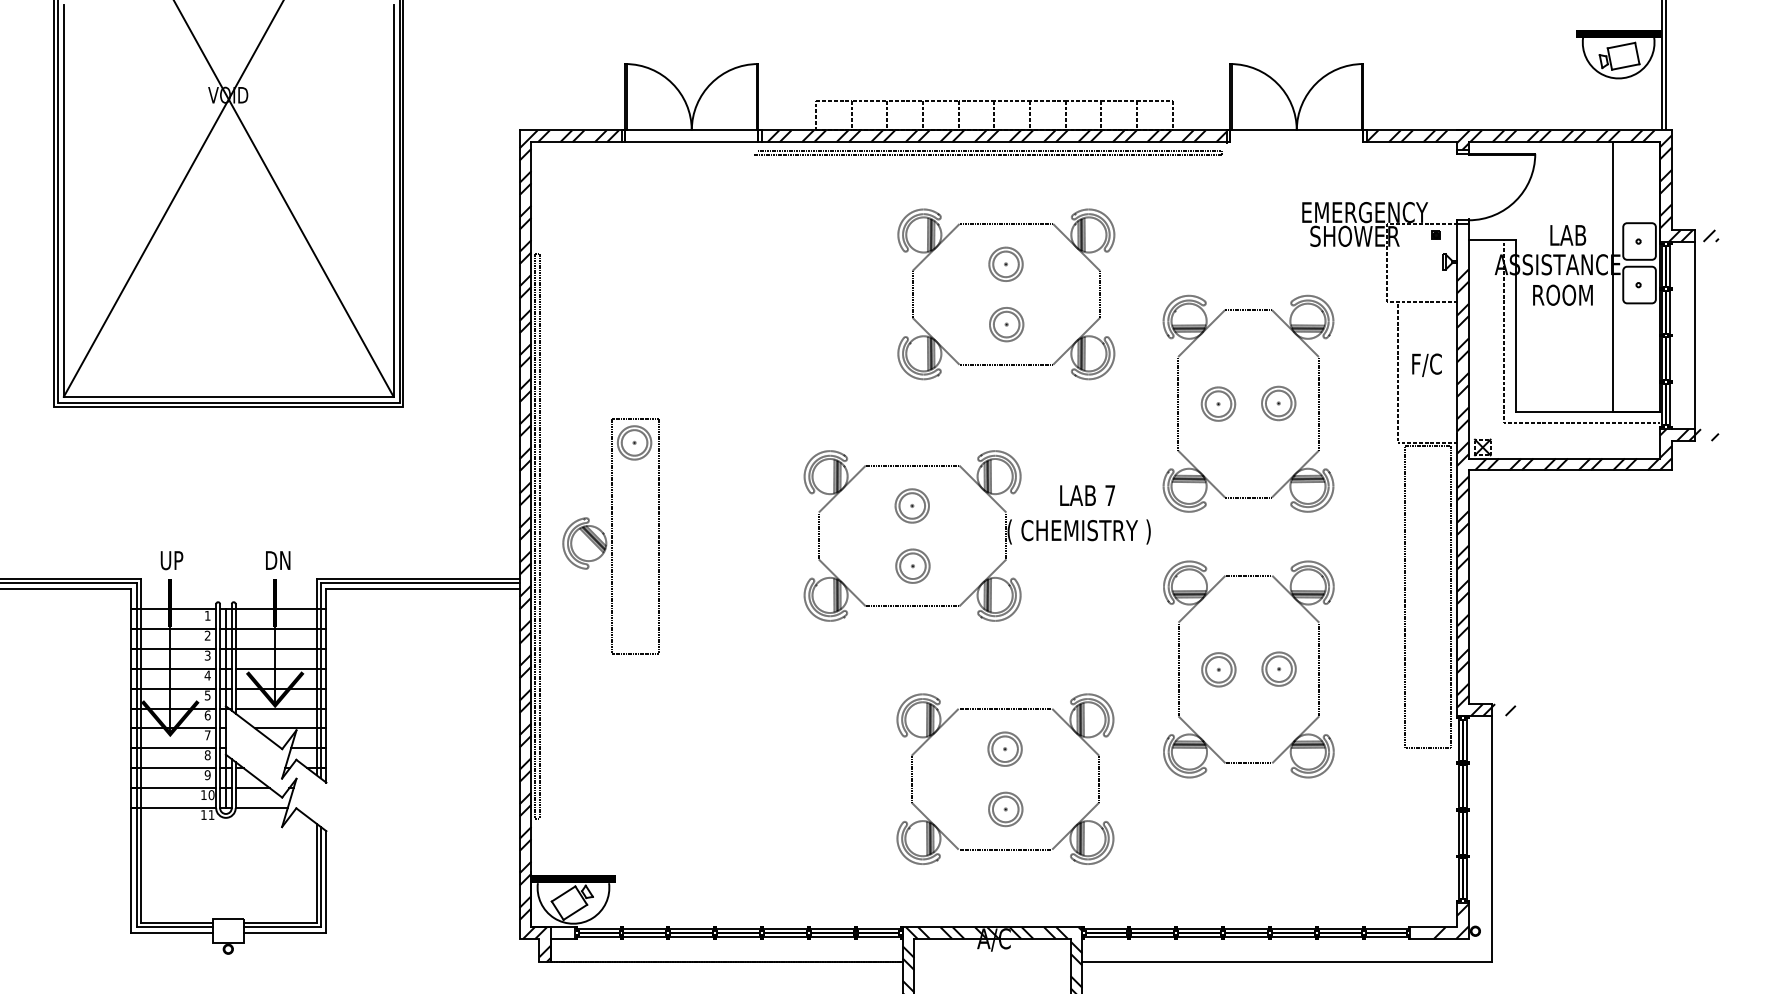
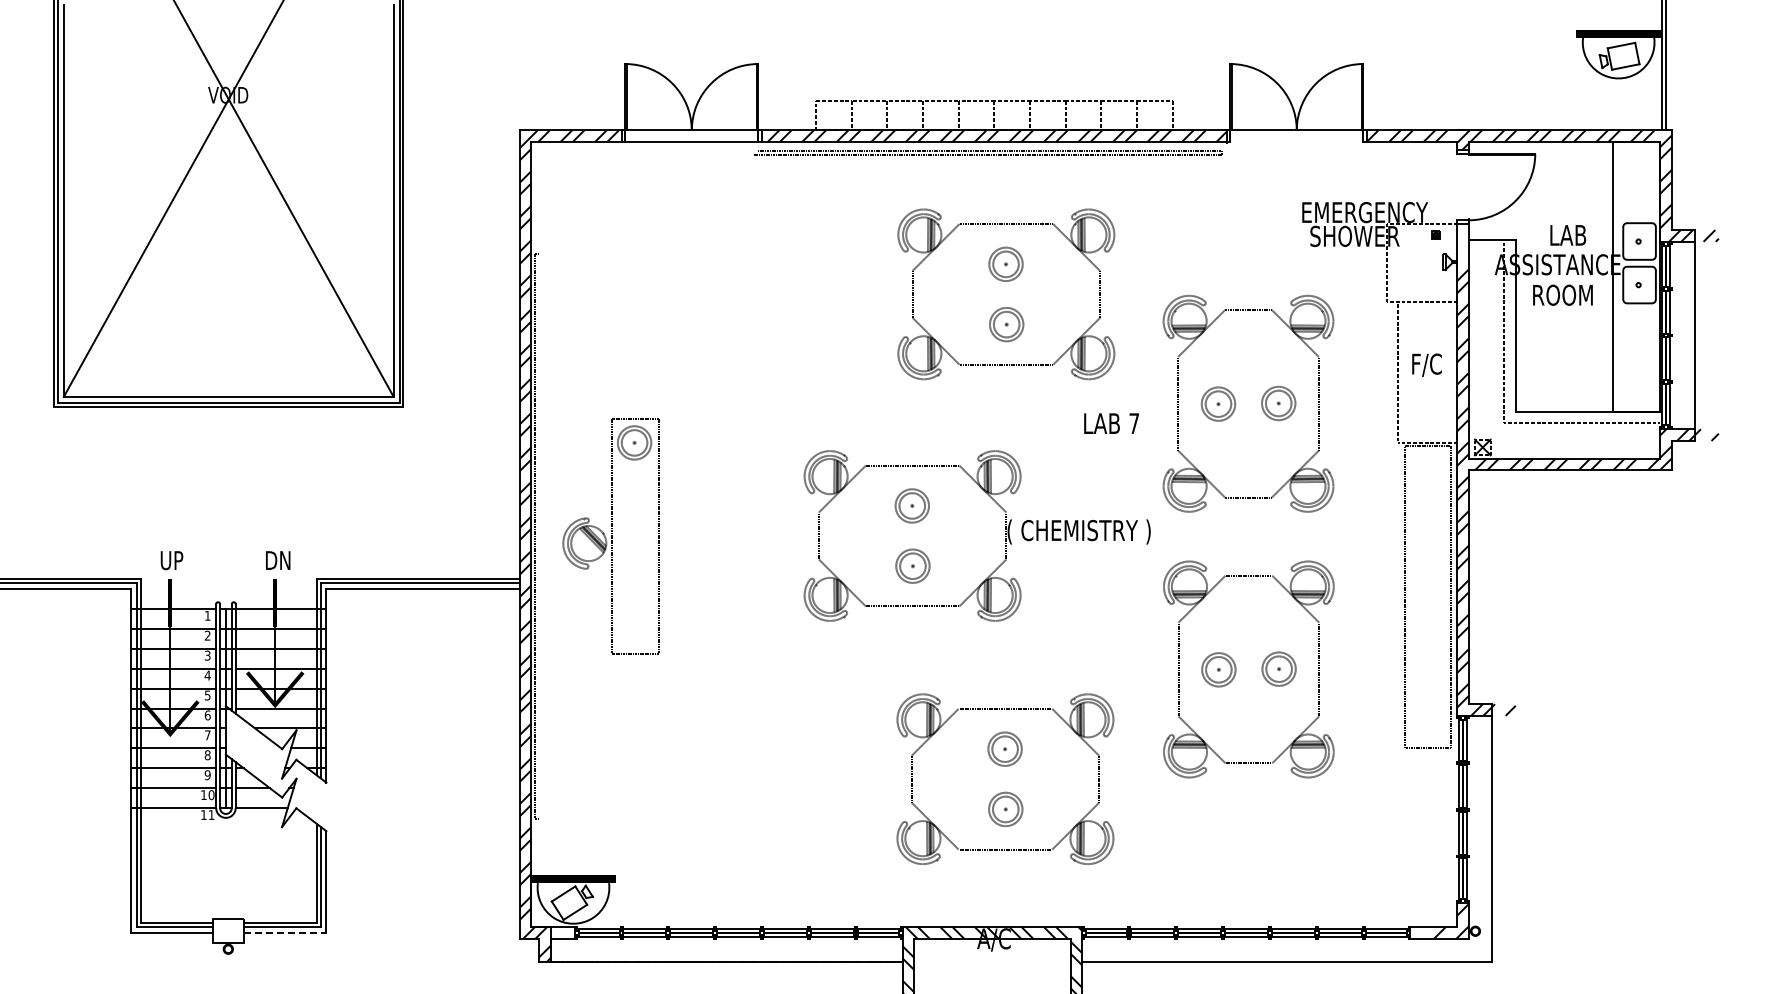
text position: (1087, 495) -> (1111, 423) (1111, 423)
line: present -> none (539, 536)
line: solid -> dashed (285, 933)
